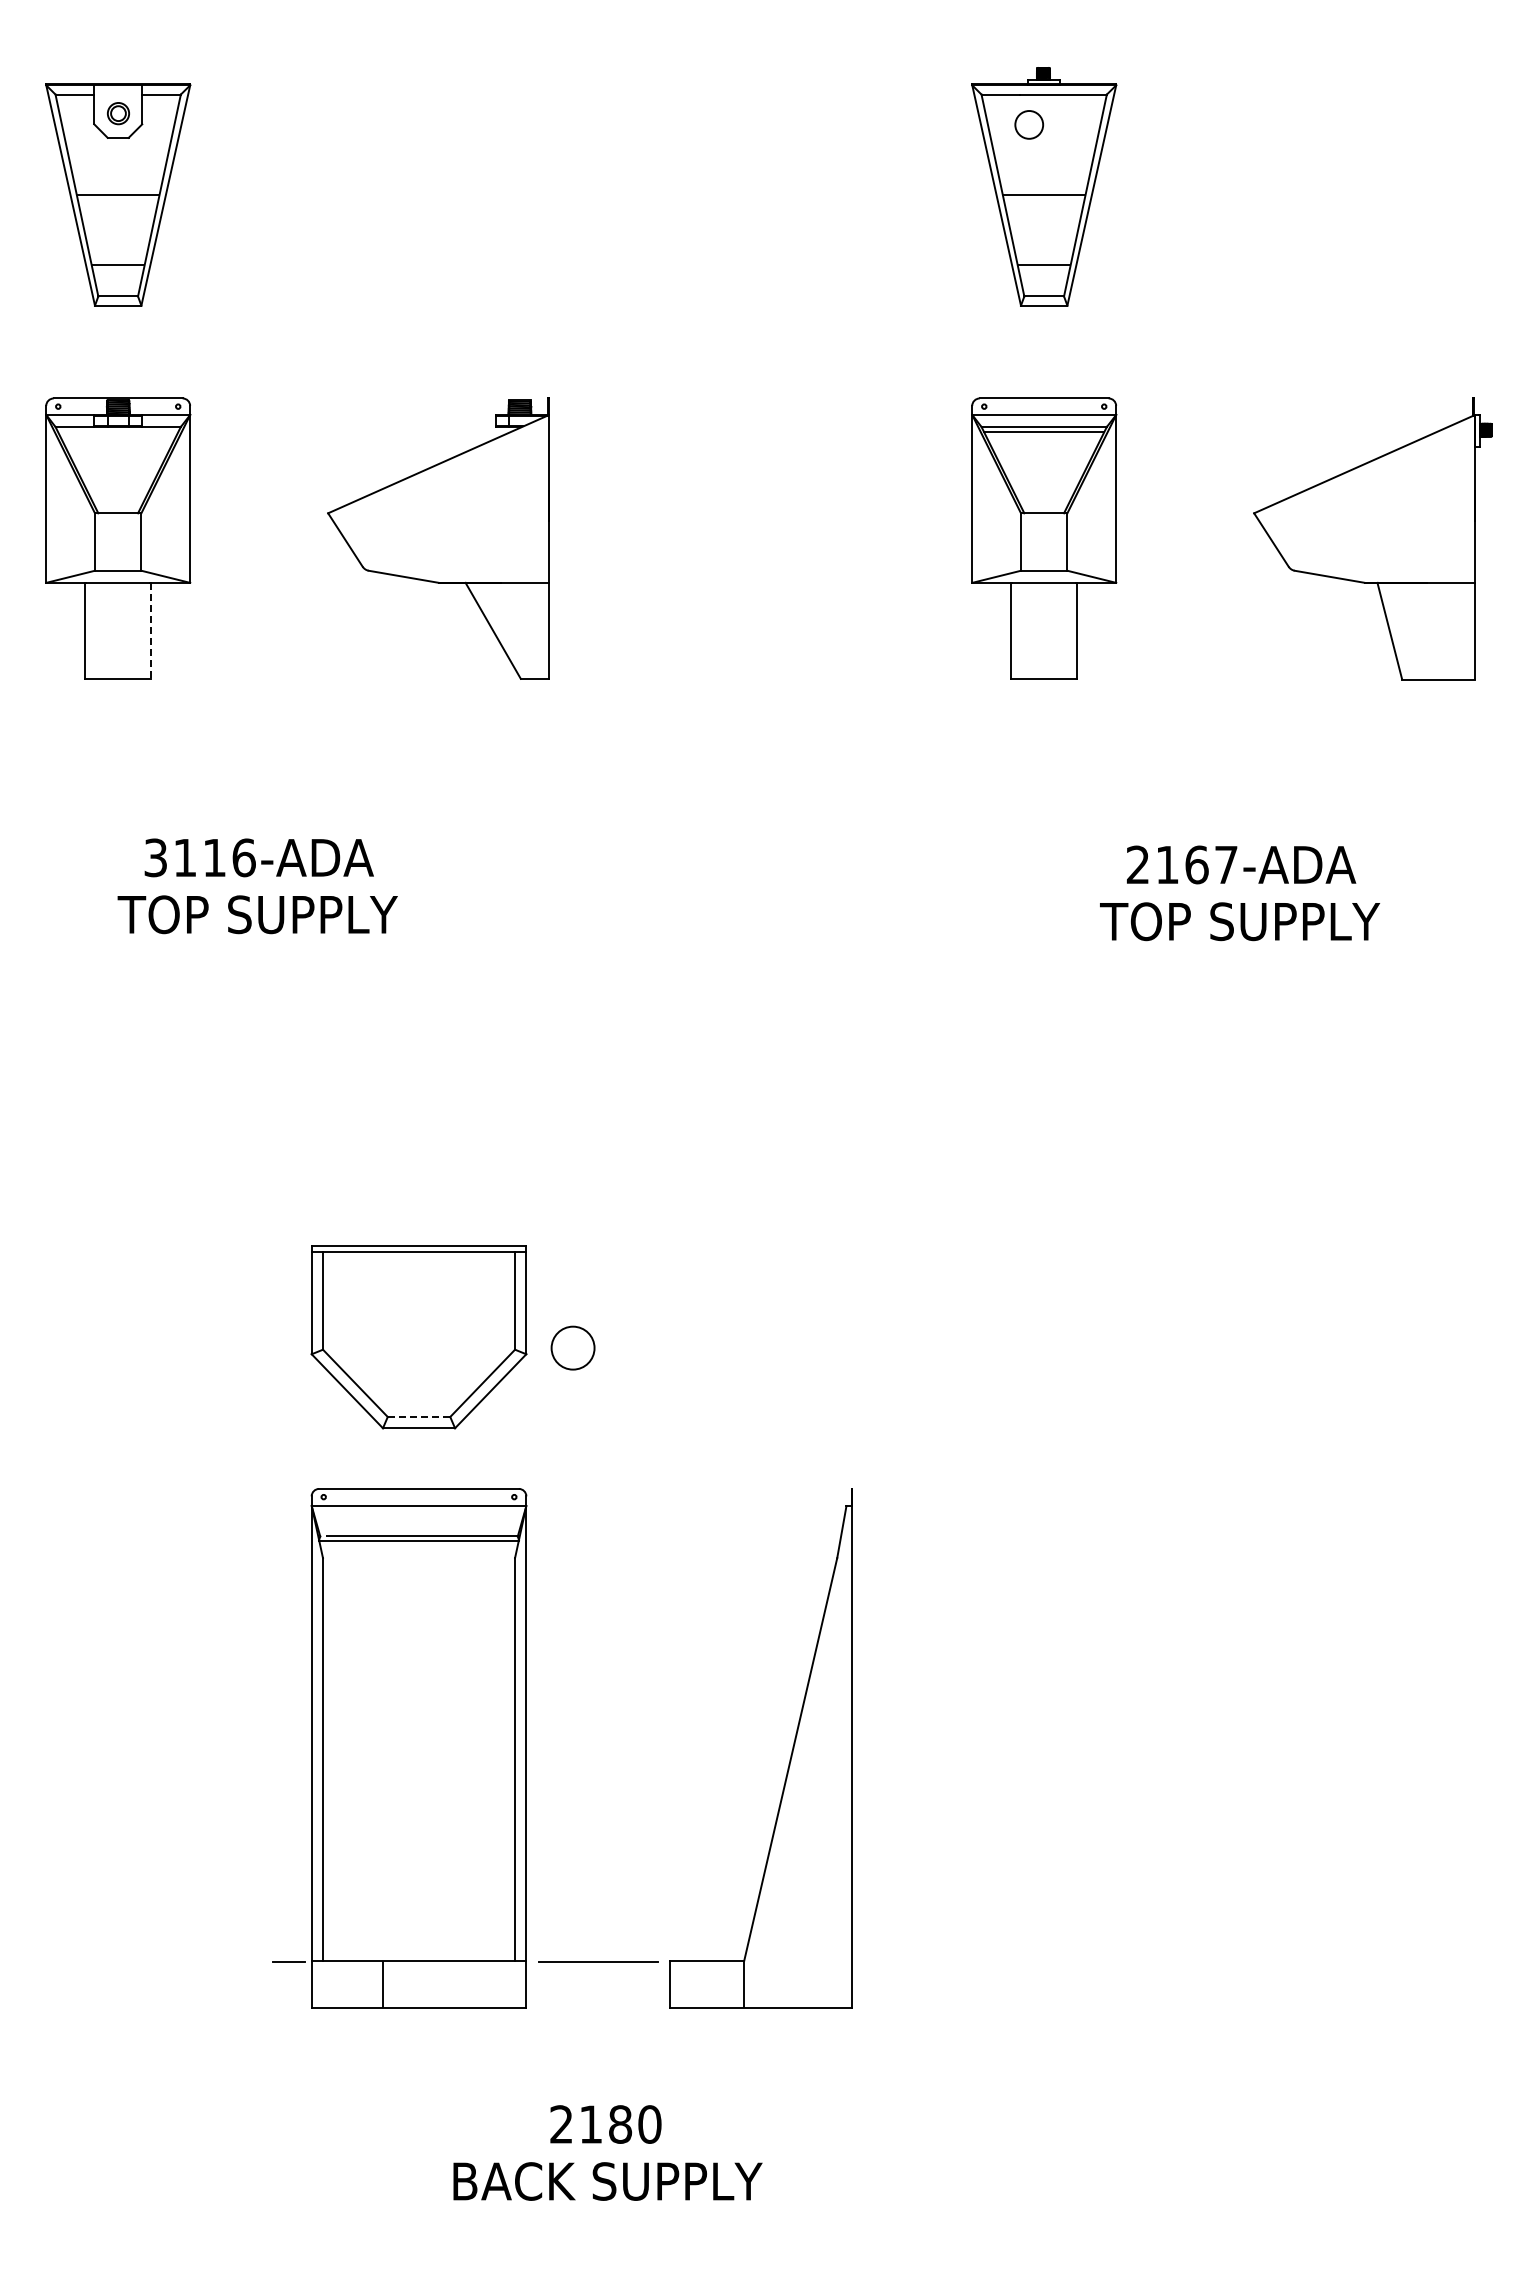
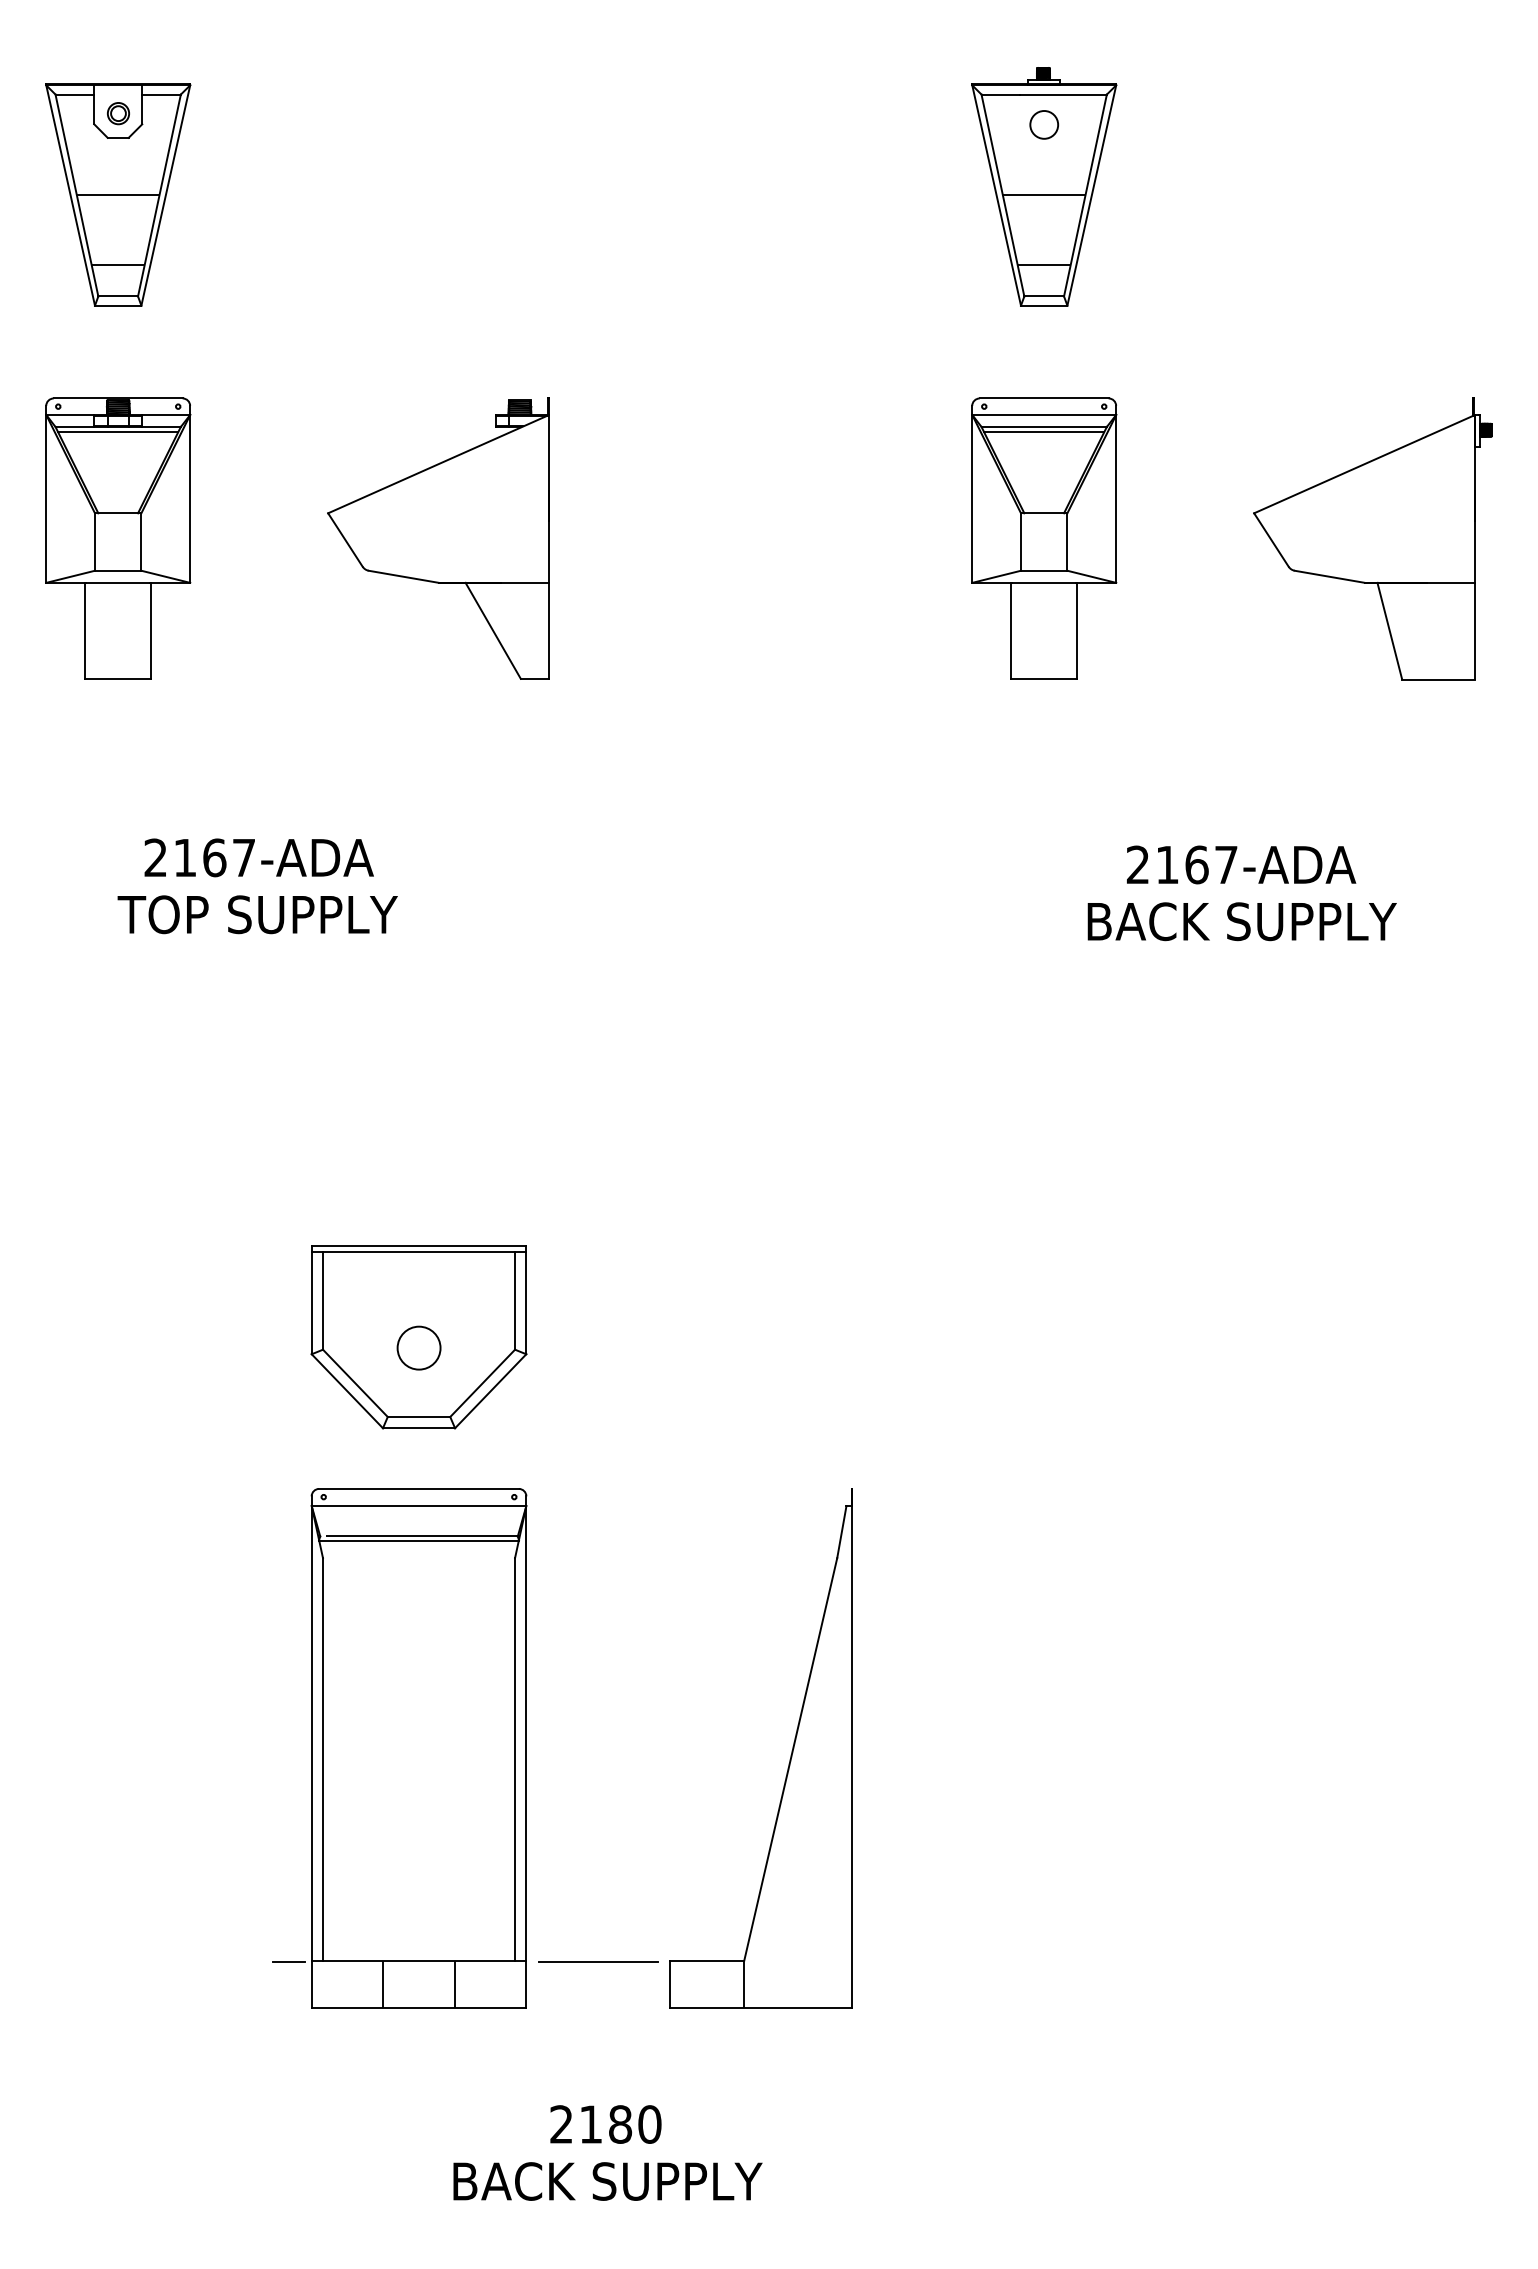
circle position: (1029, 124) -> (1044, 124) (1044, 124)
line: none -> present (118, 432)
line: dashed -> solid (151, 630)
text: 3116-ADA -> 2167-ADA (199, 857)
text: TOP SUPPLY -> BACK SUPPLY (1241, 921)
circle position: (572, 1347) -> (418, 1347) (418, 1347)
line: dashed -> solid (418, 1417)
line: none -> present (455, 1983)
